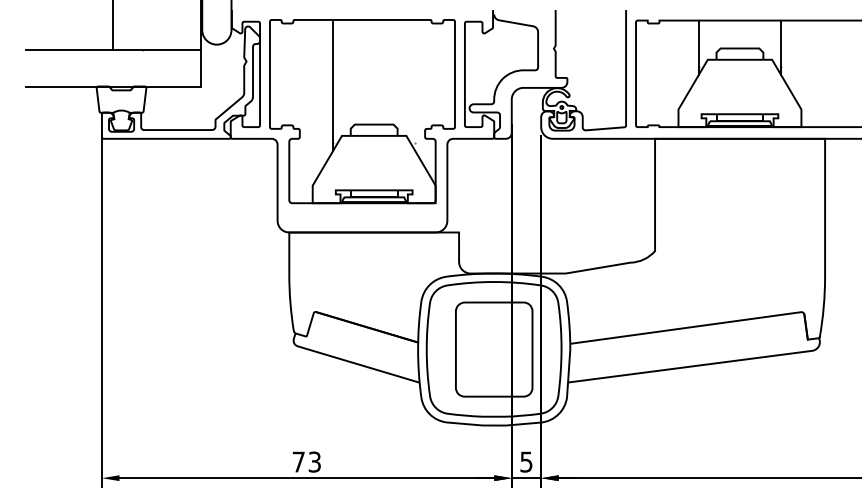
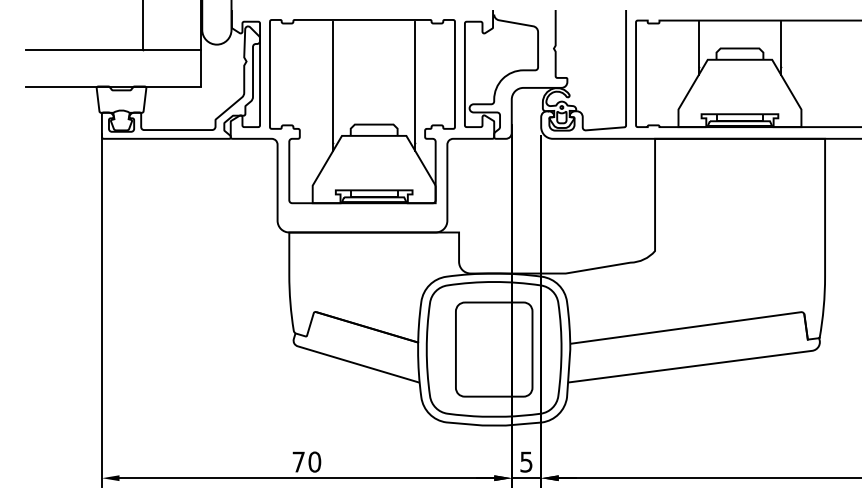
line position: (112, 25) -> (142, 25) (142, 25)
line: none -> present (415, 85)
text: 73 -> 70 (314, 461)
